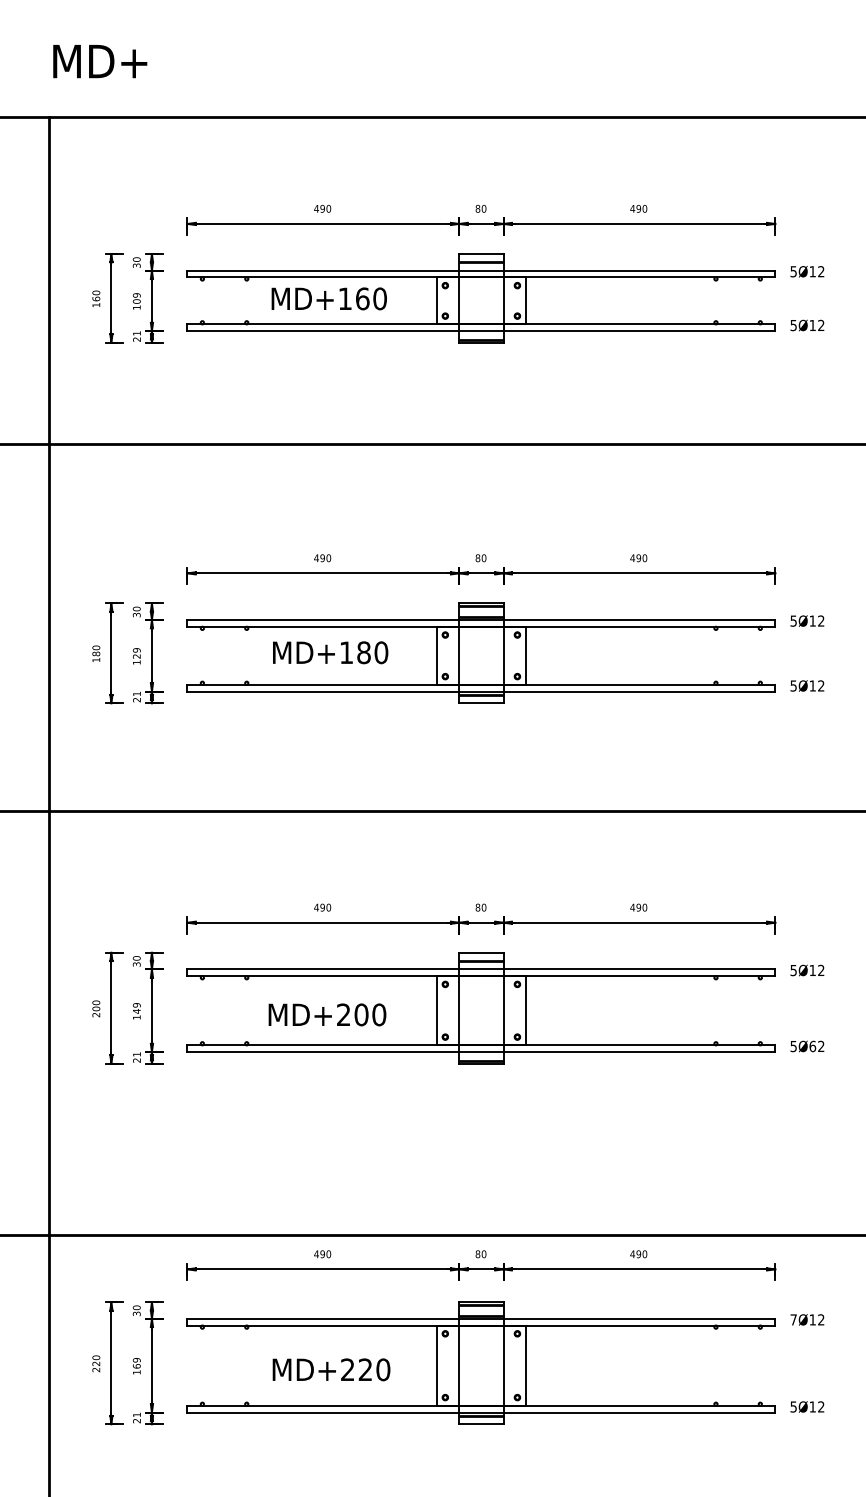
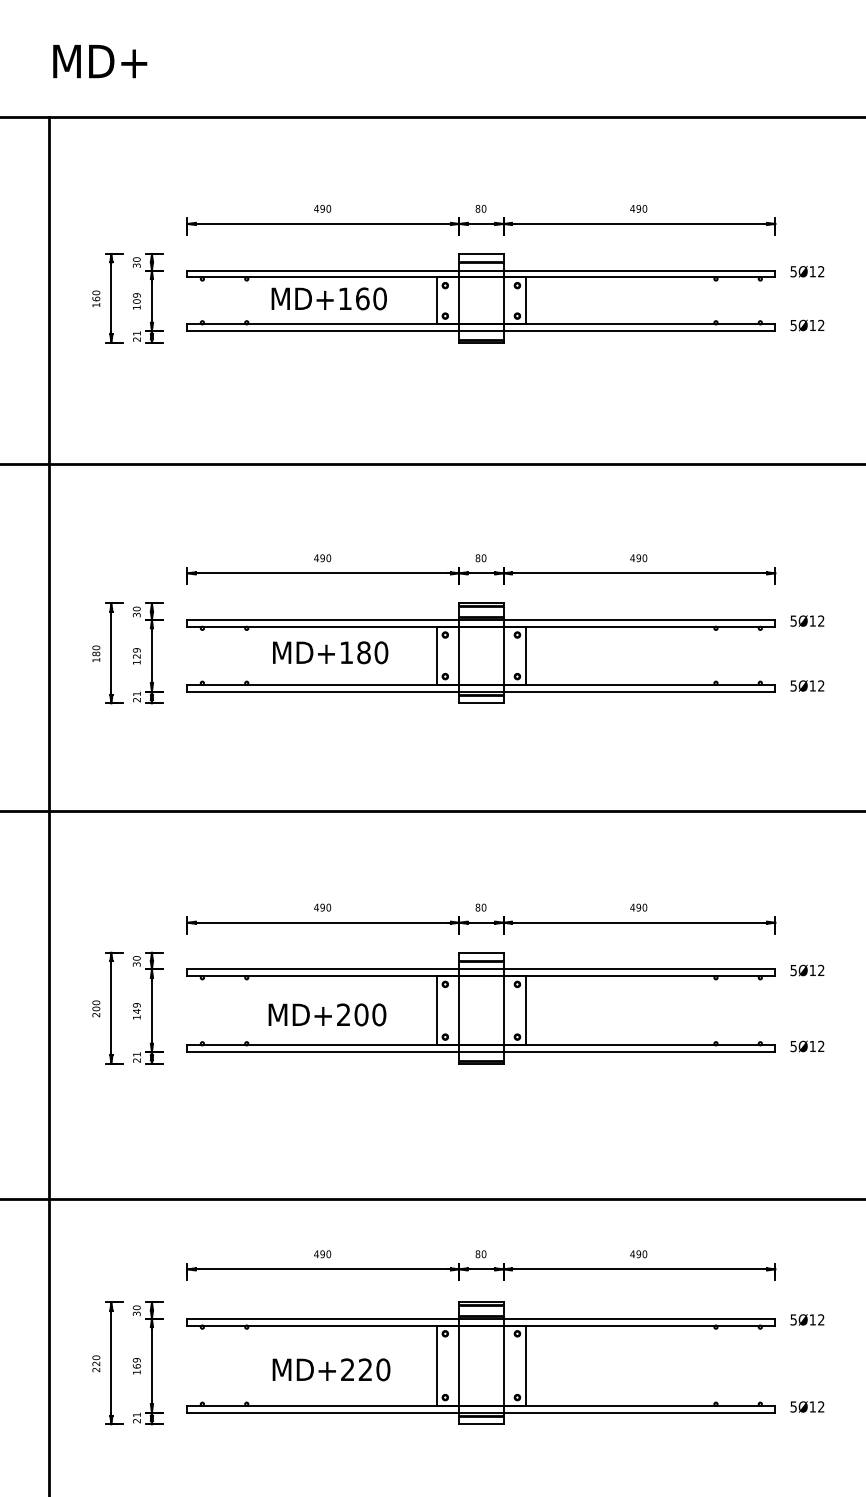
line position: (432, 444) -> (432, 464) (432, 464)
text: 5Ø62 -> 5Ø12 (812, 1046)
line position: (432, 1234) -> (432, 1198) (432, 1198)
text: 7Ø12 -> 5Ø12 (793, 1319)
